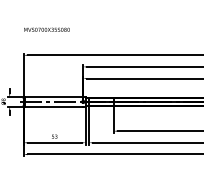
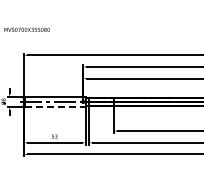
text position: (46, 29) -> (26, 29) (26, 29)
line: solid -> dashed (54, 106)
